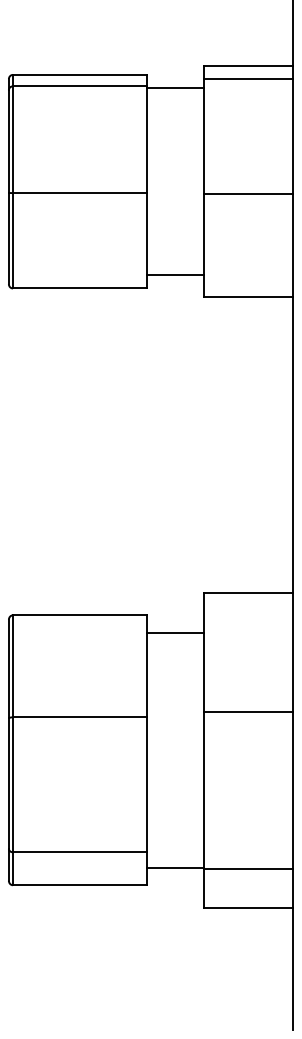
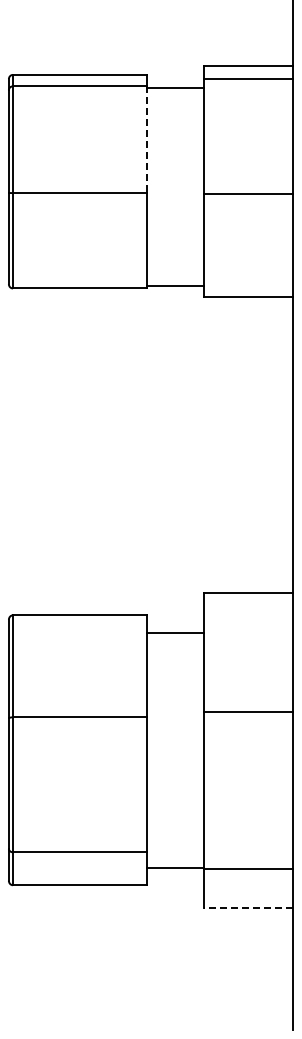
line: solid -> dashed (146, 140)
line position: (174, 275) -> (174, 286) (174, 286)
line: solid -> dashed (248, 907)
